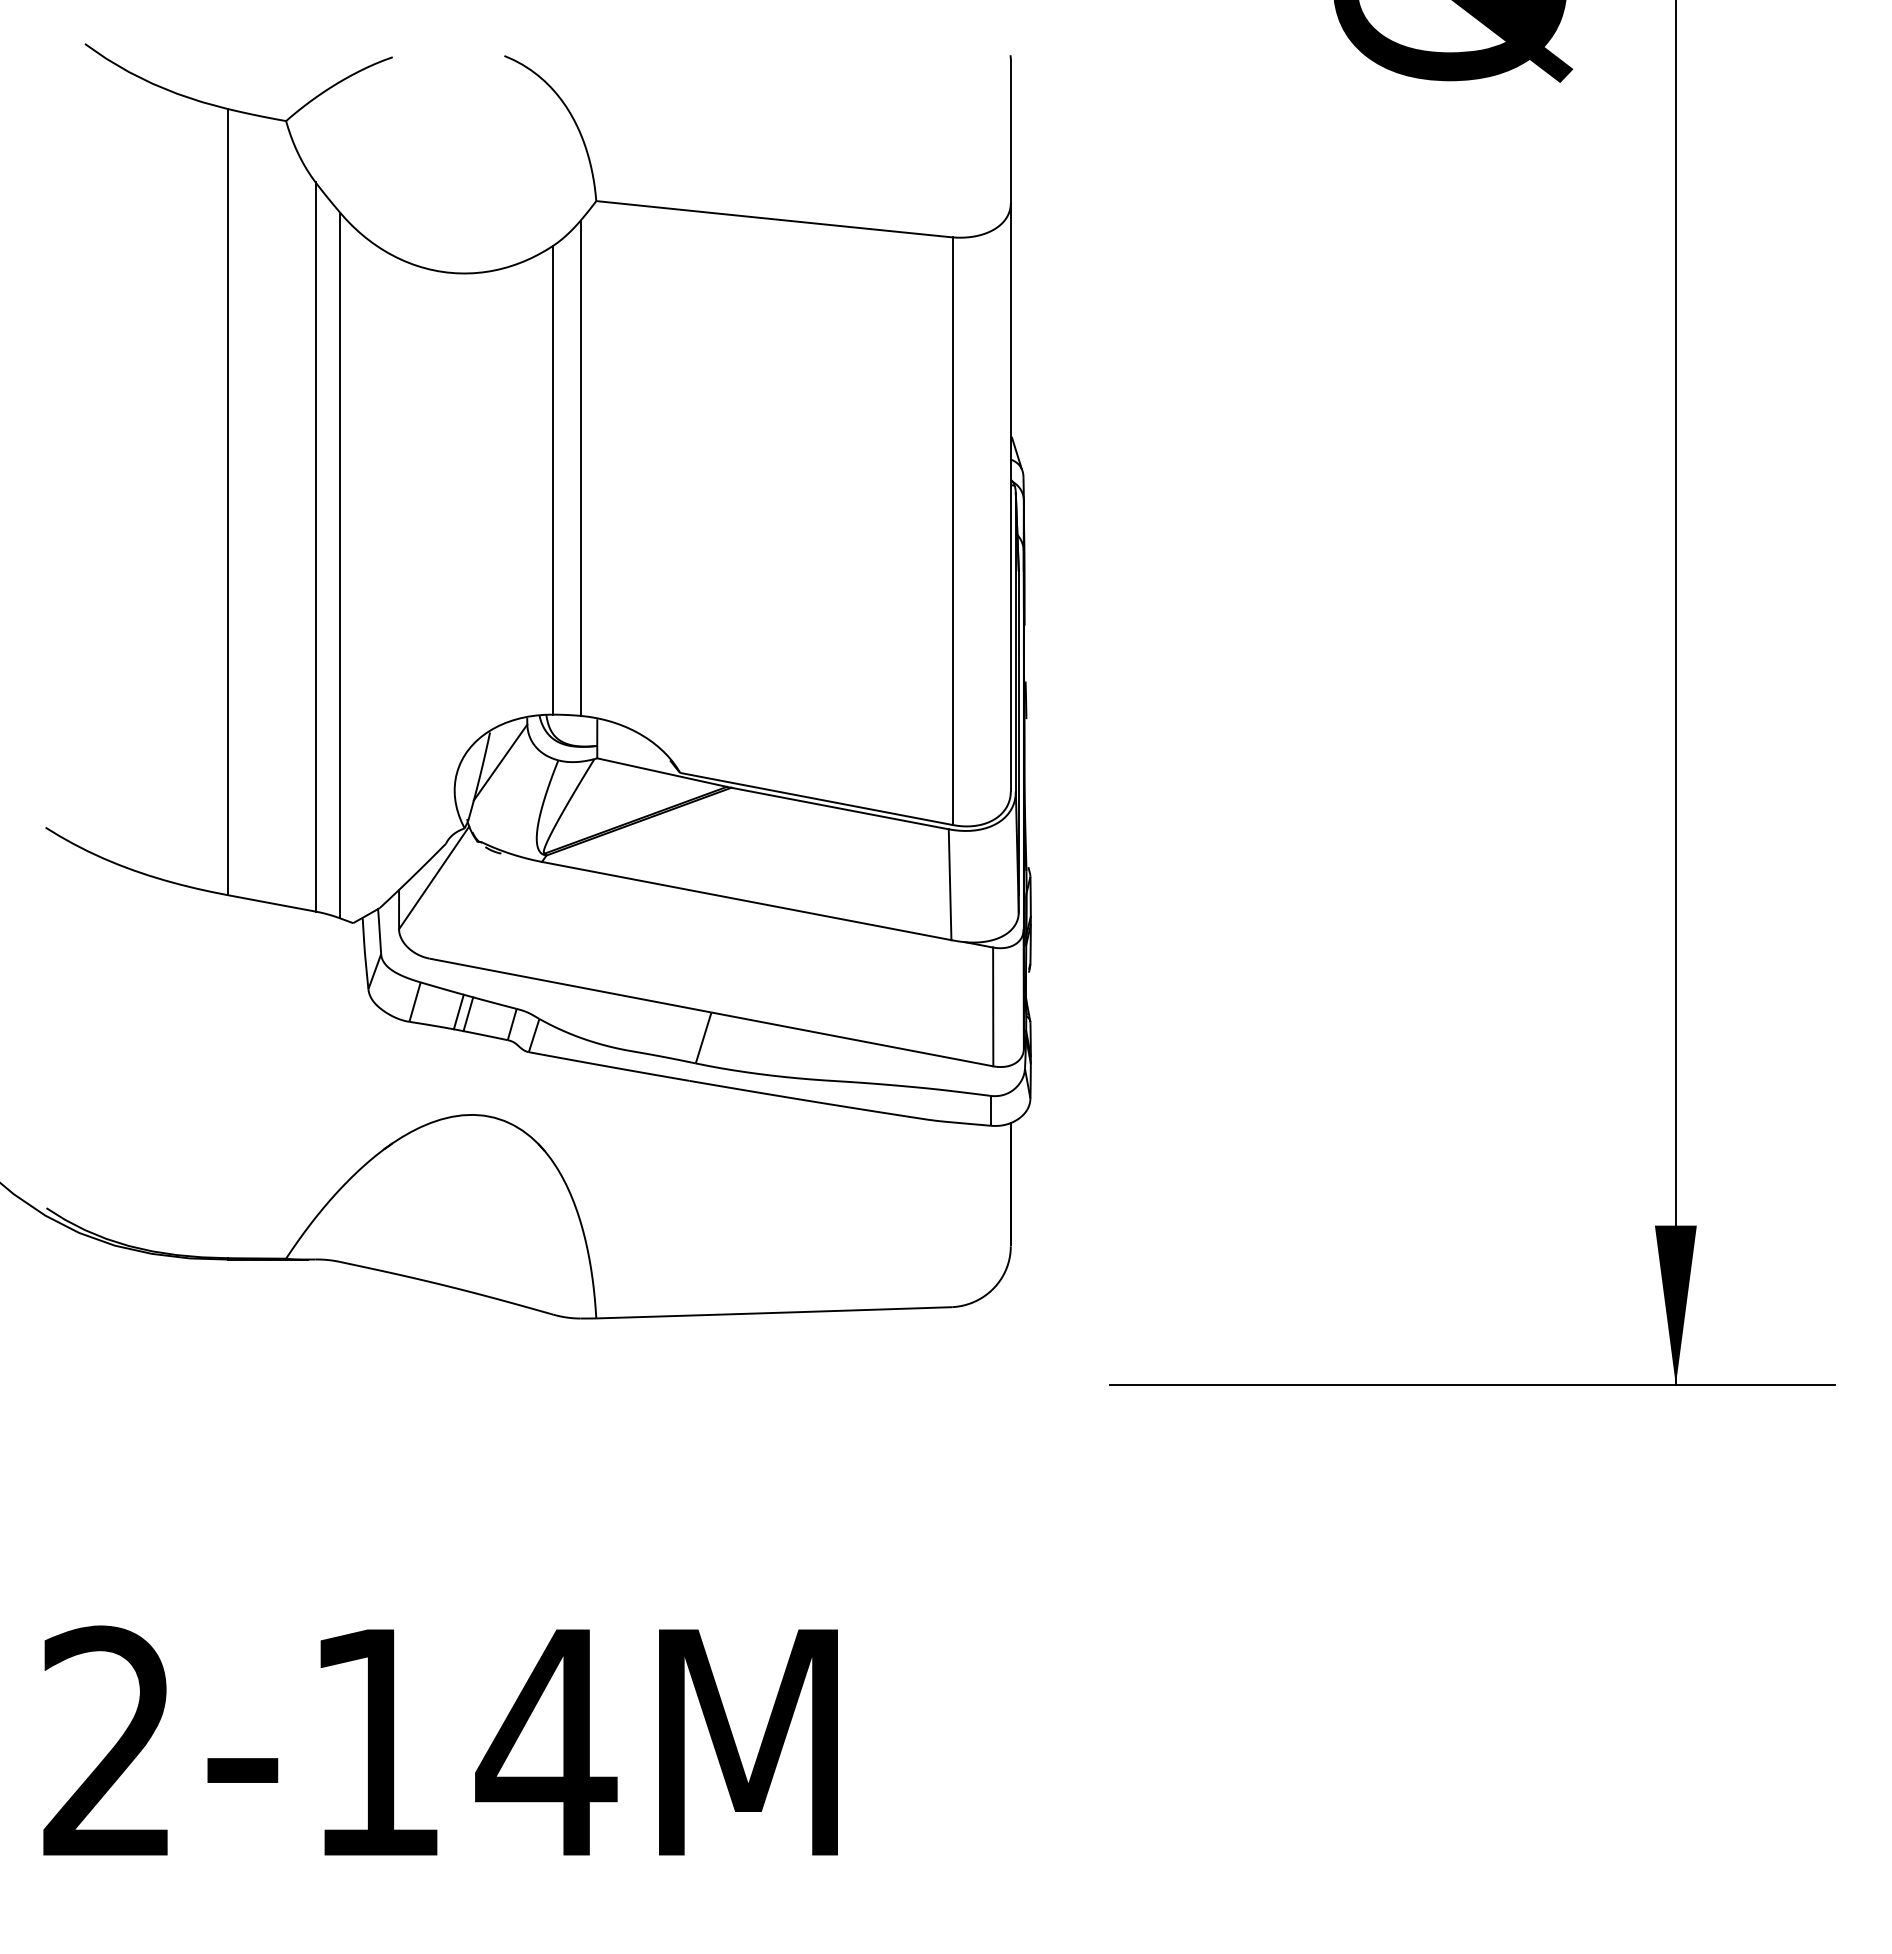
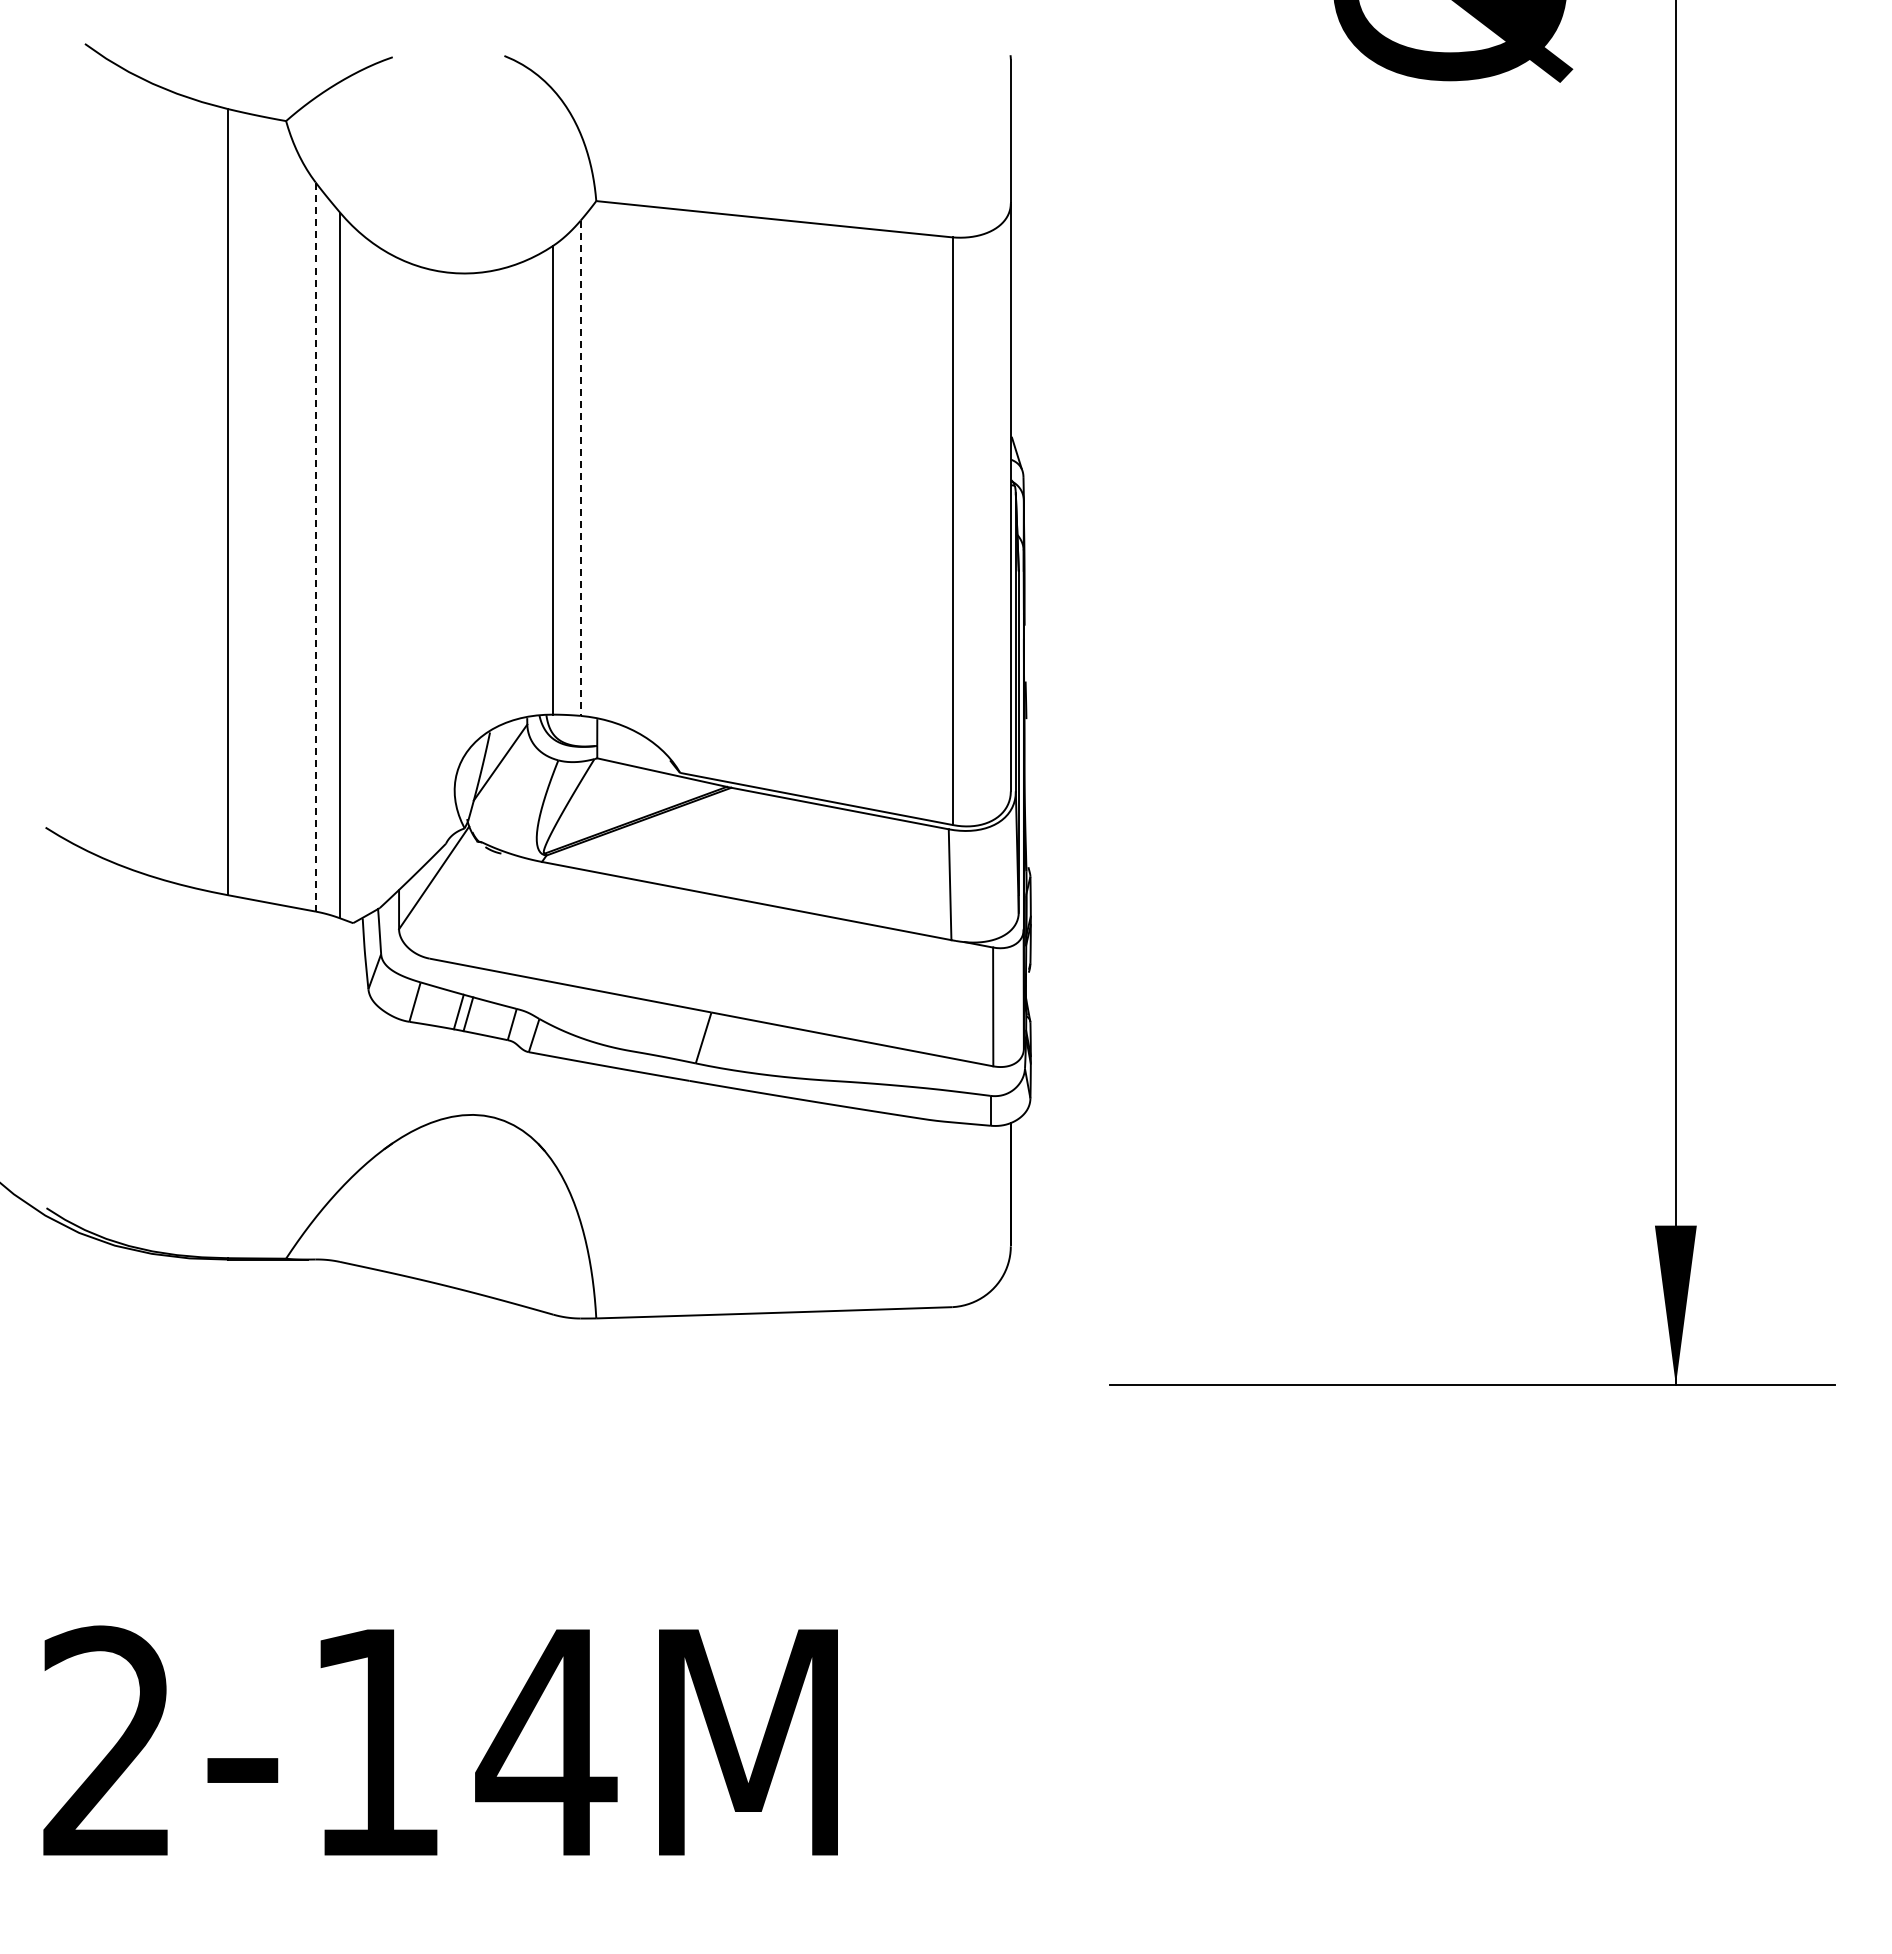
line: solid -> dashed (580, 468)
line: solid -> dashed (315, 546)
